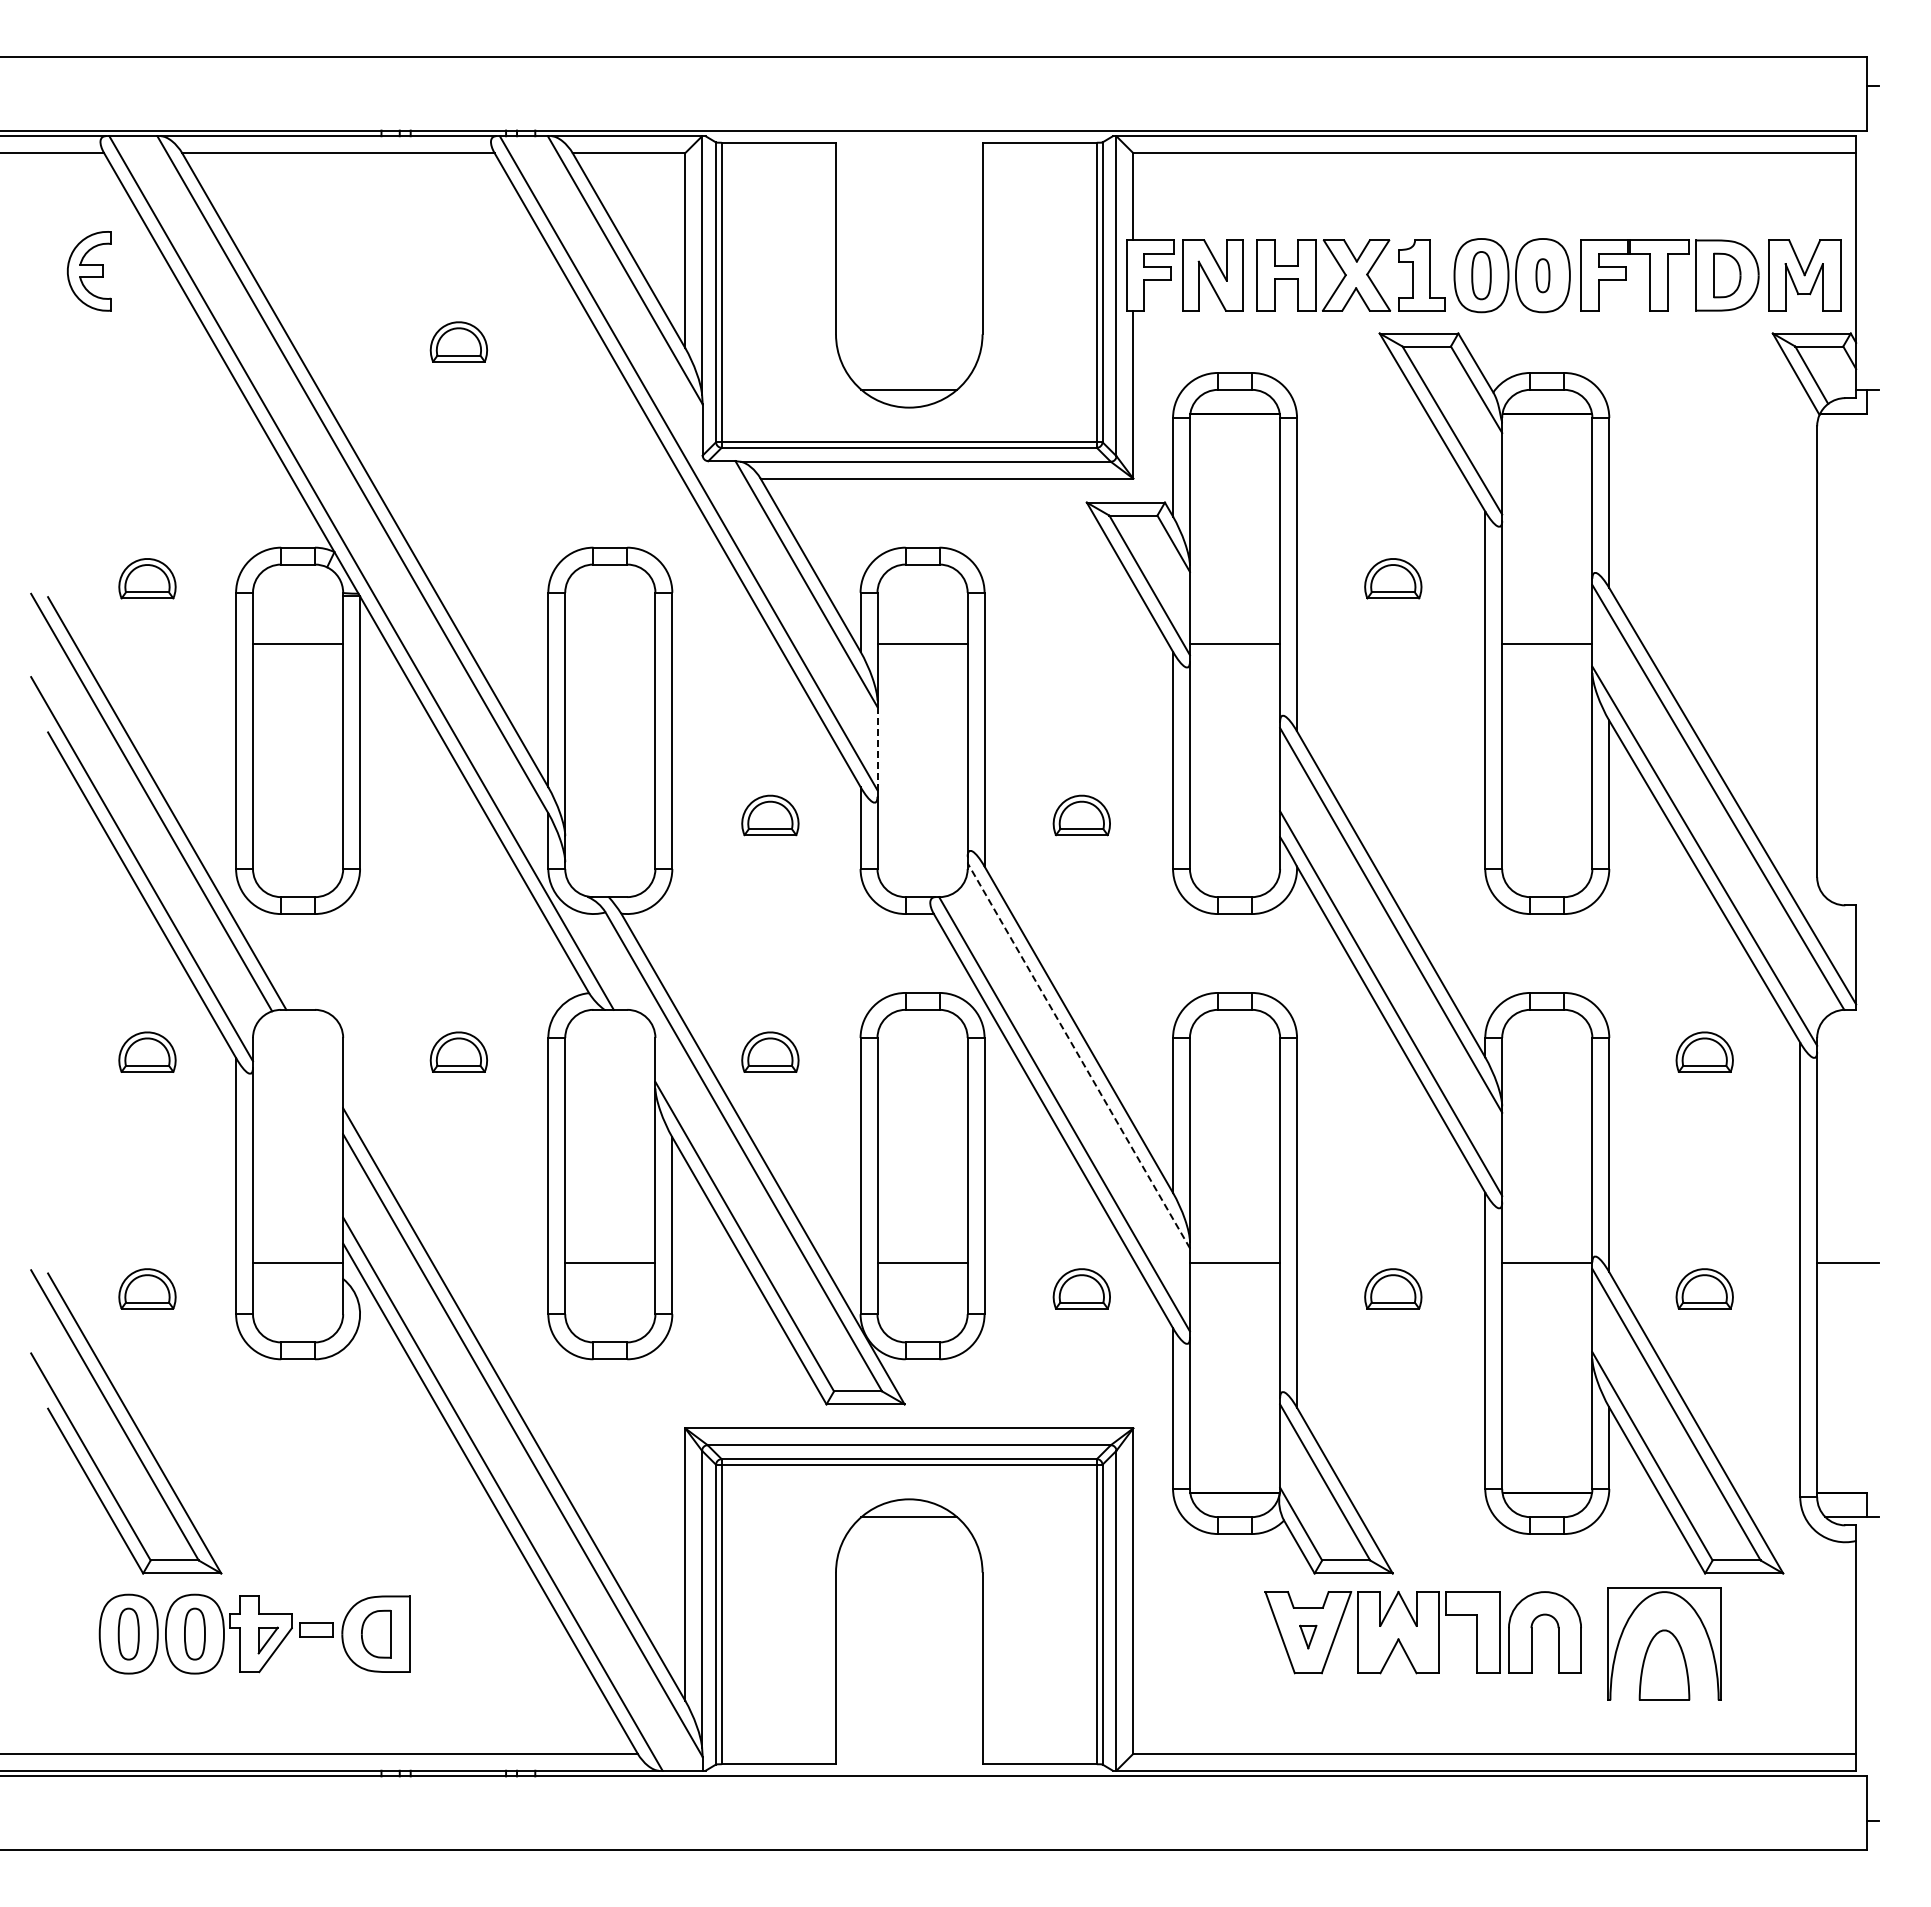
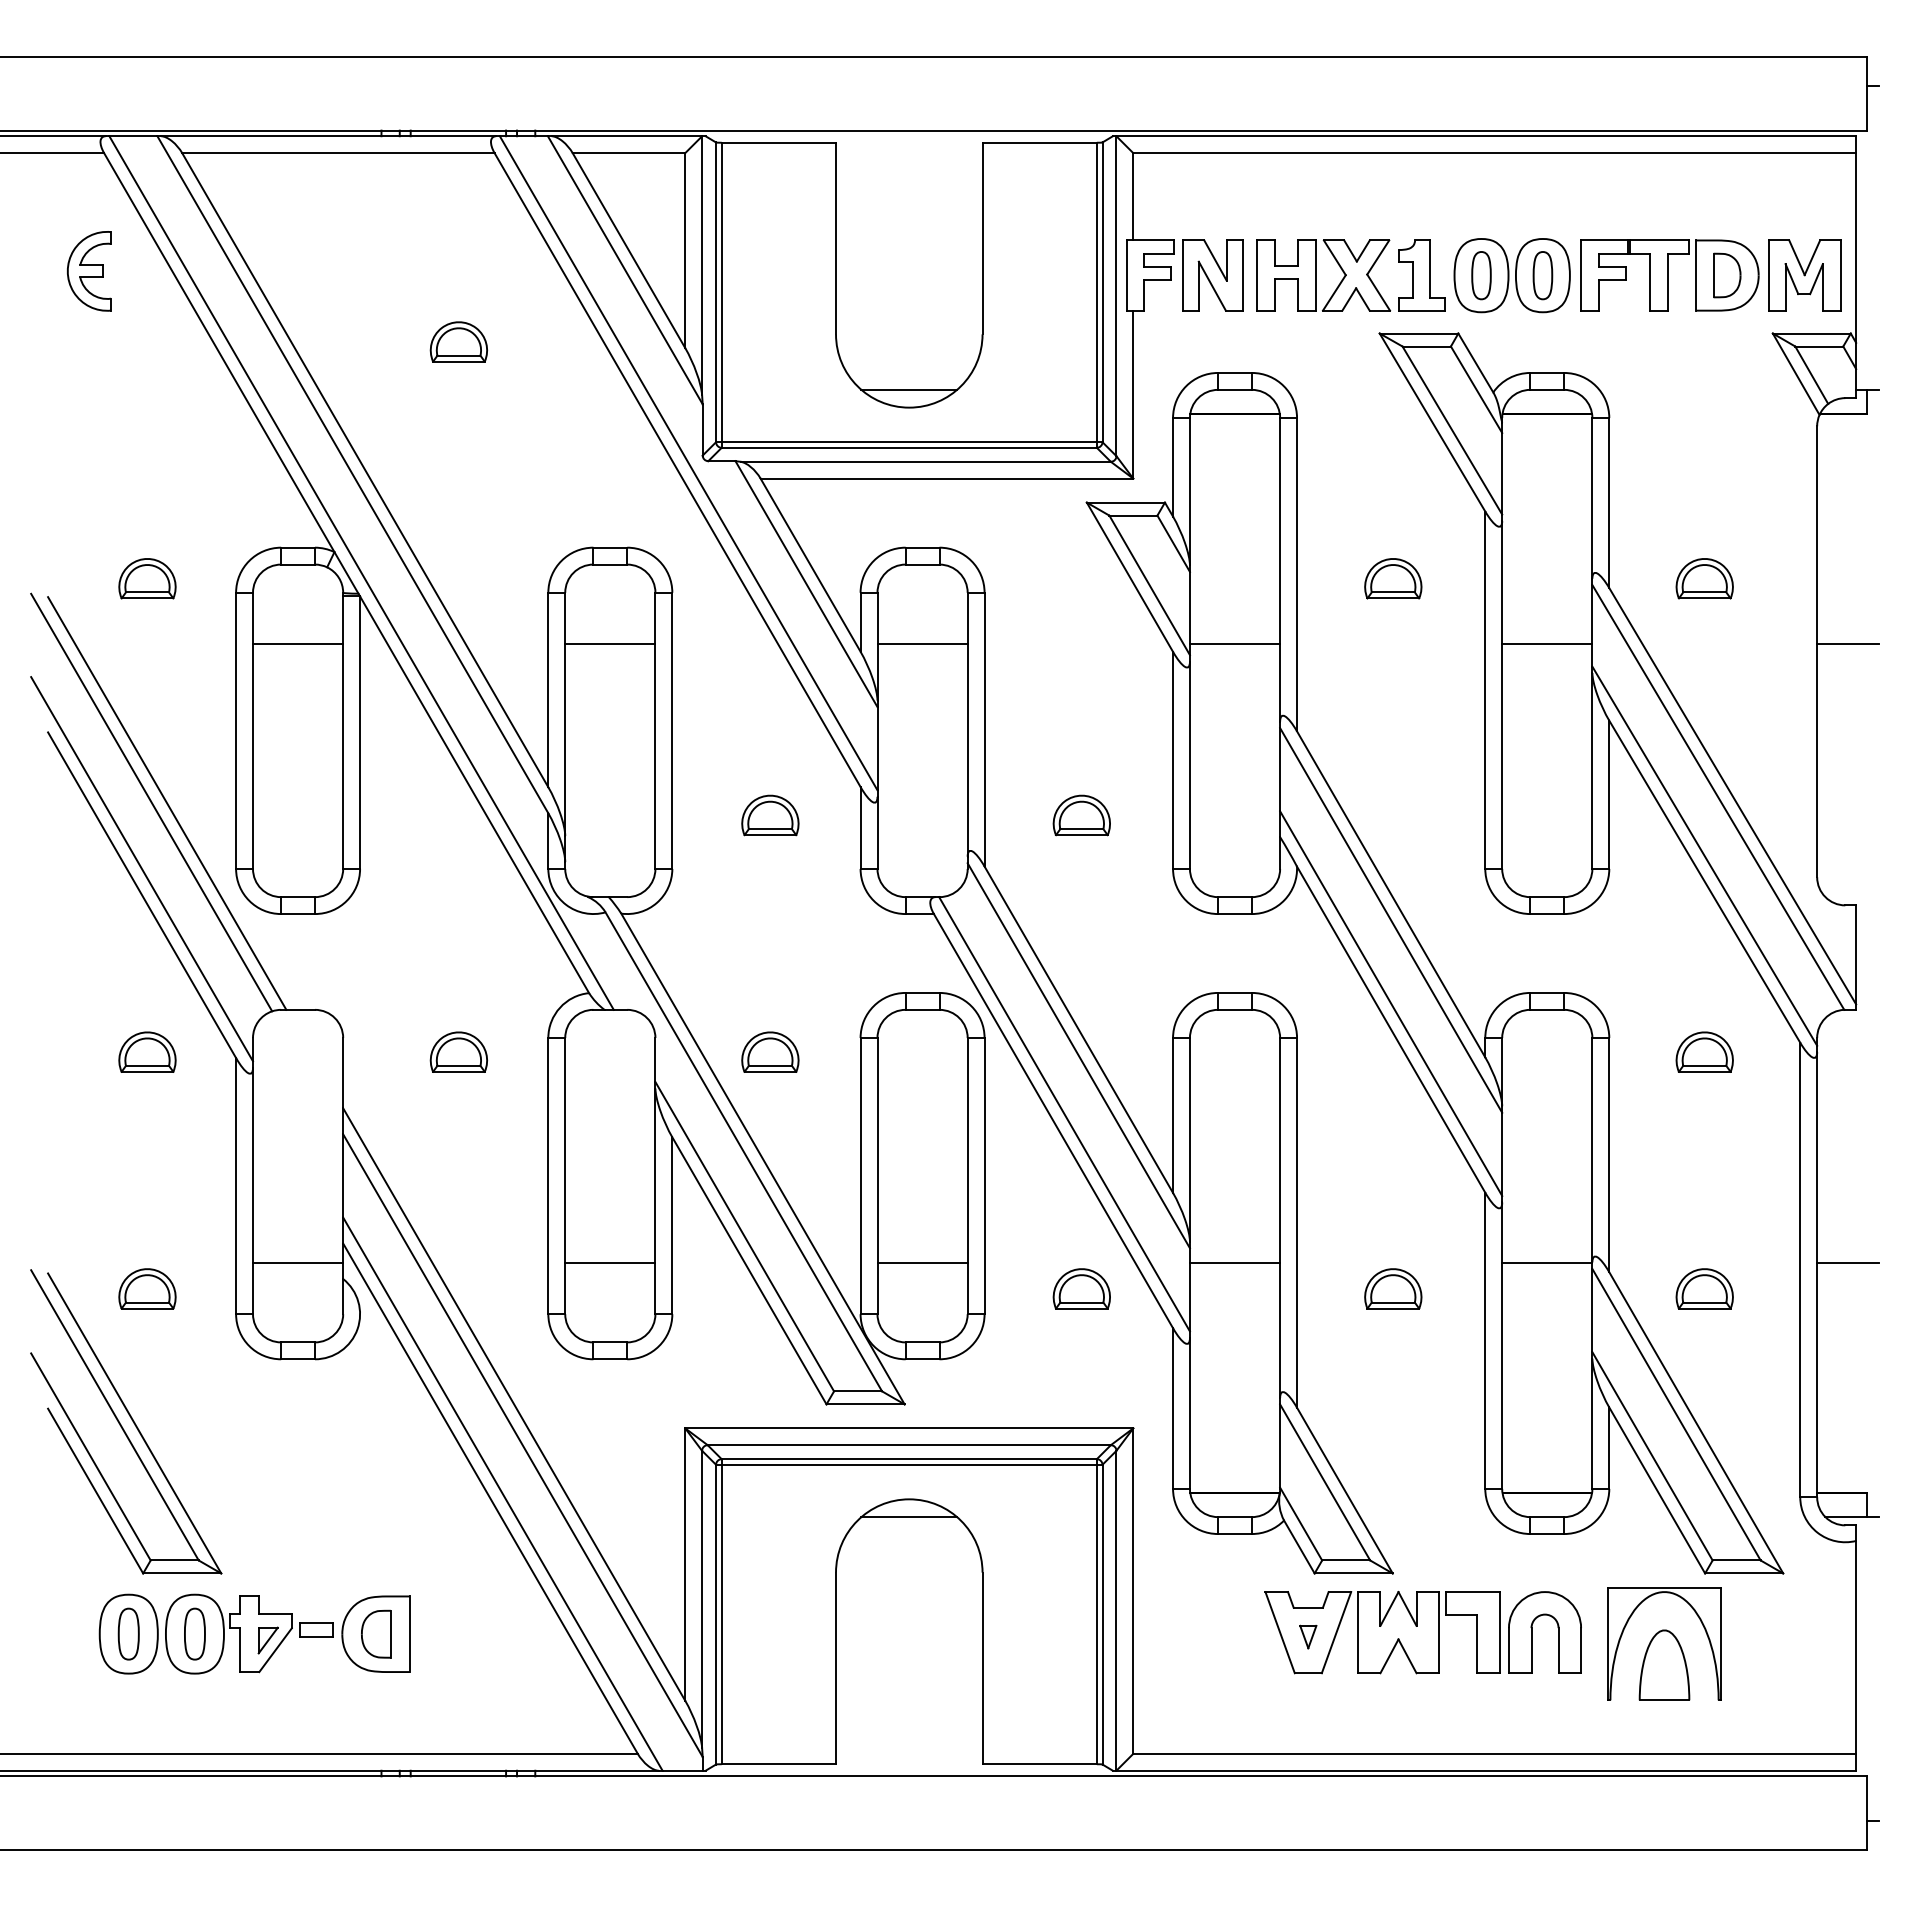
part size: 16x36 px -> 22x50 px (1542, 275)
part: none -> present (1704, 578)
line: none -> present (610, 643)
line: none -> present (1847, 643)
line: dashed -> solid (877, 748)
line: dashed -> solid (1078, 1055)
